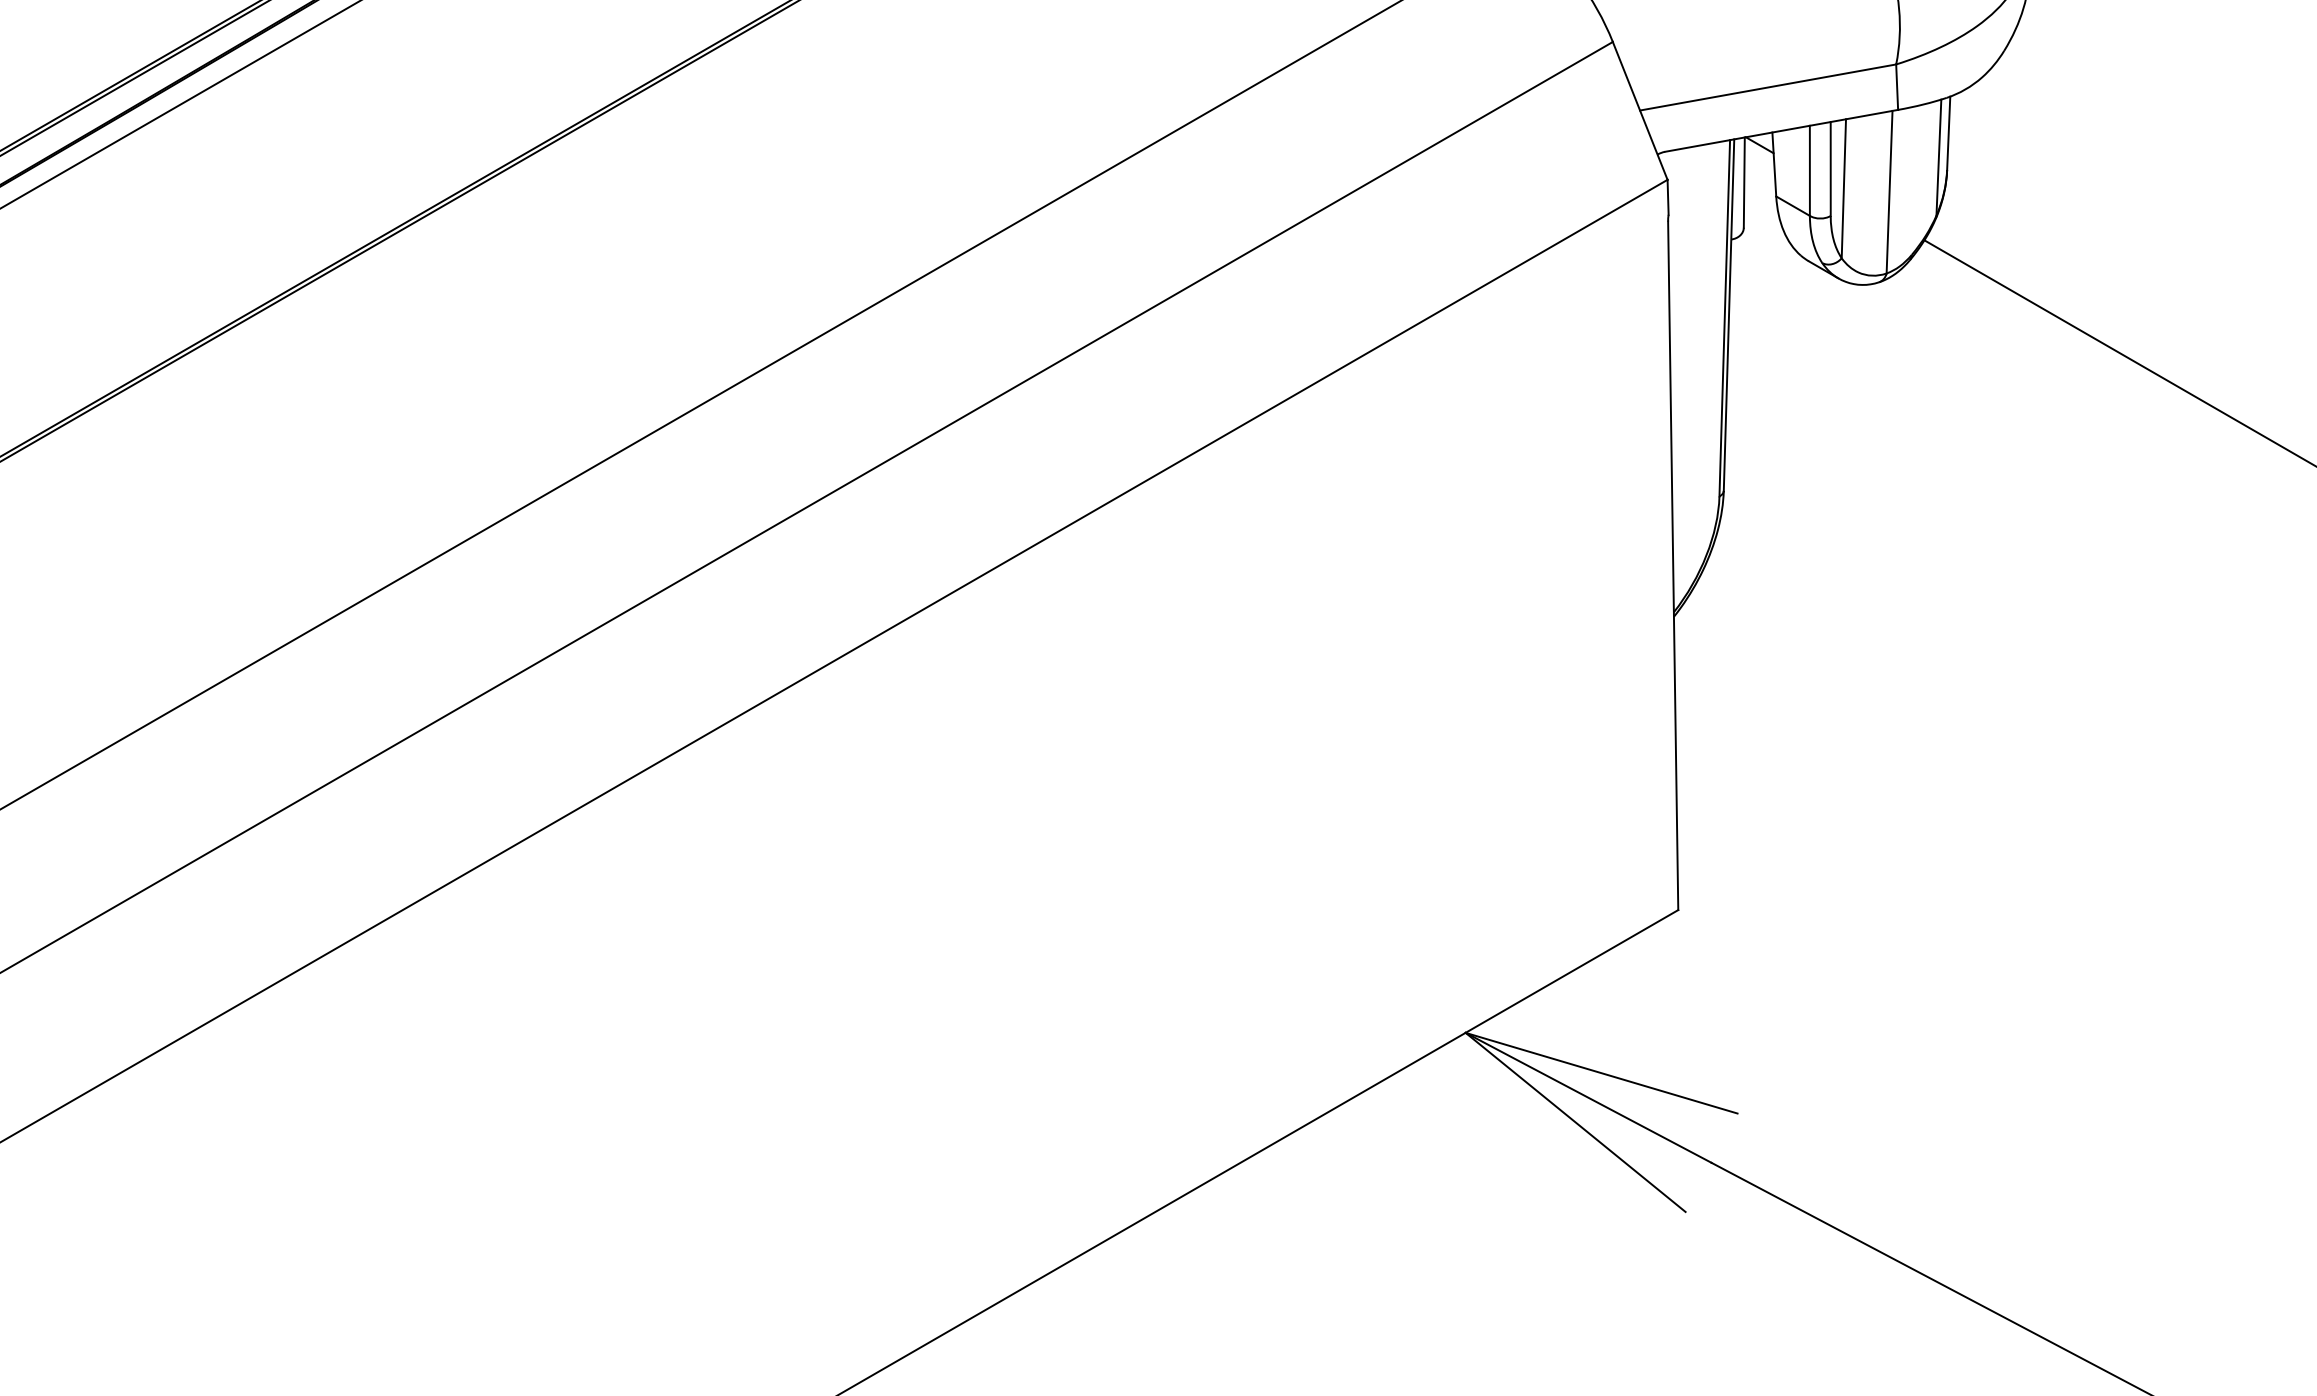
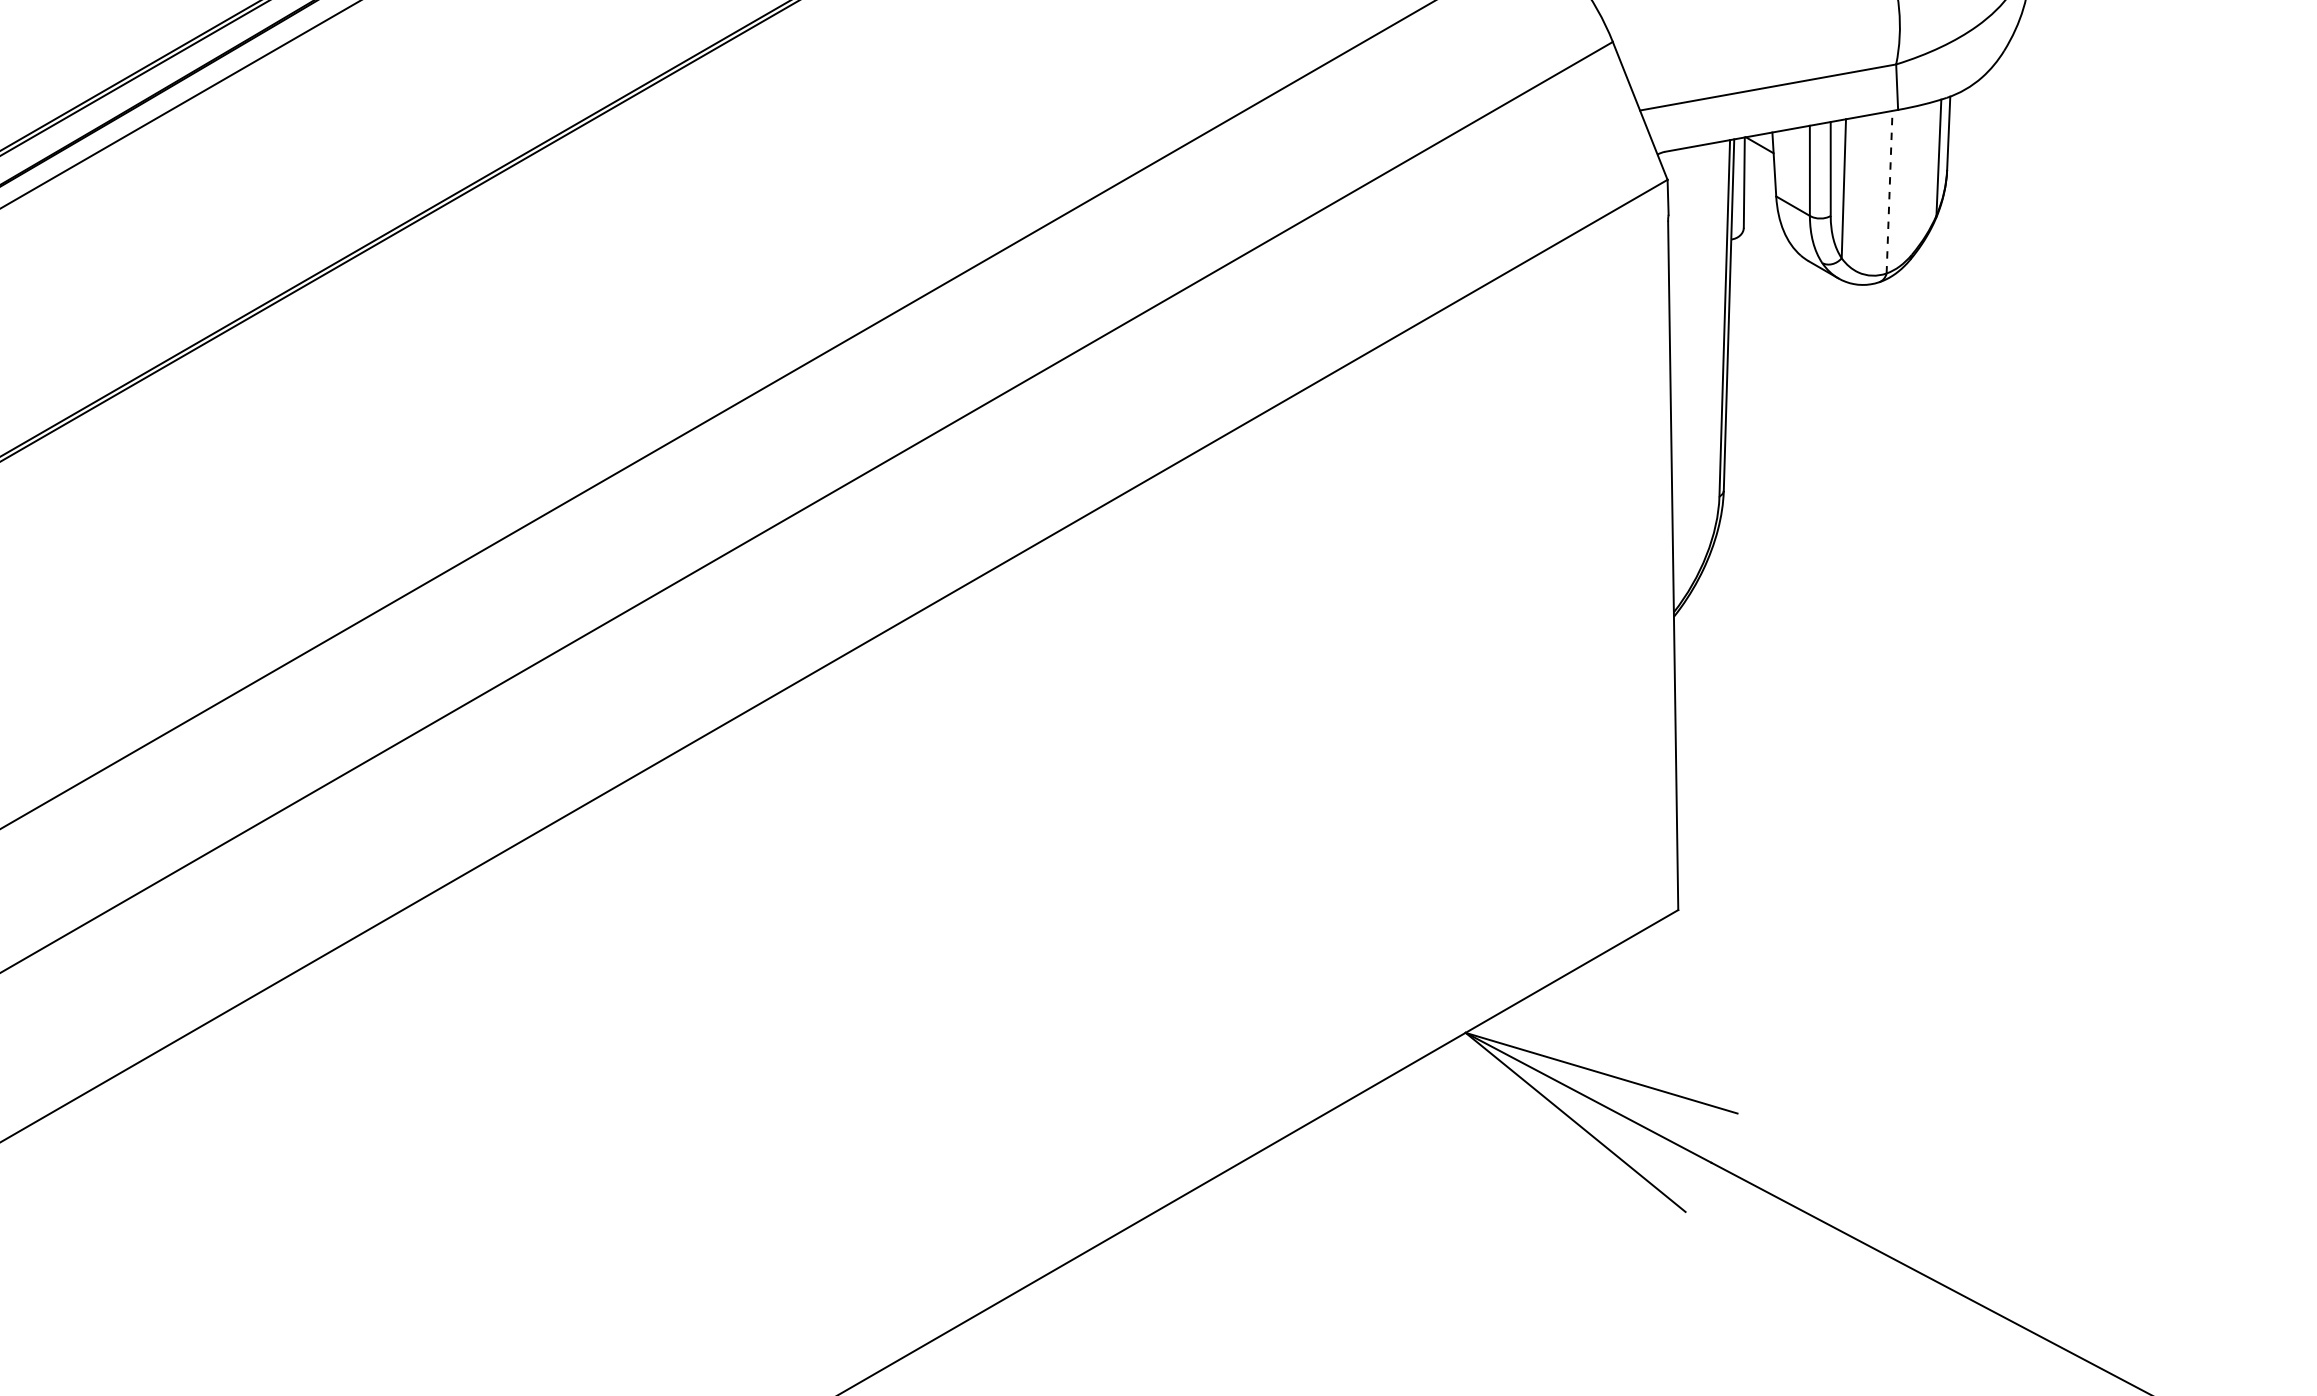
line: solid -> dashed (1889, 191)
line: present -> none (2118, 352)
line position: (700, 405) -> (717, 415) (717, 415)
